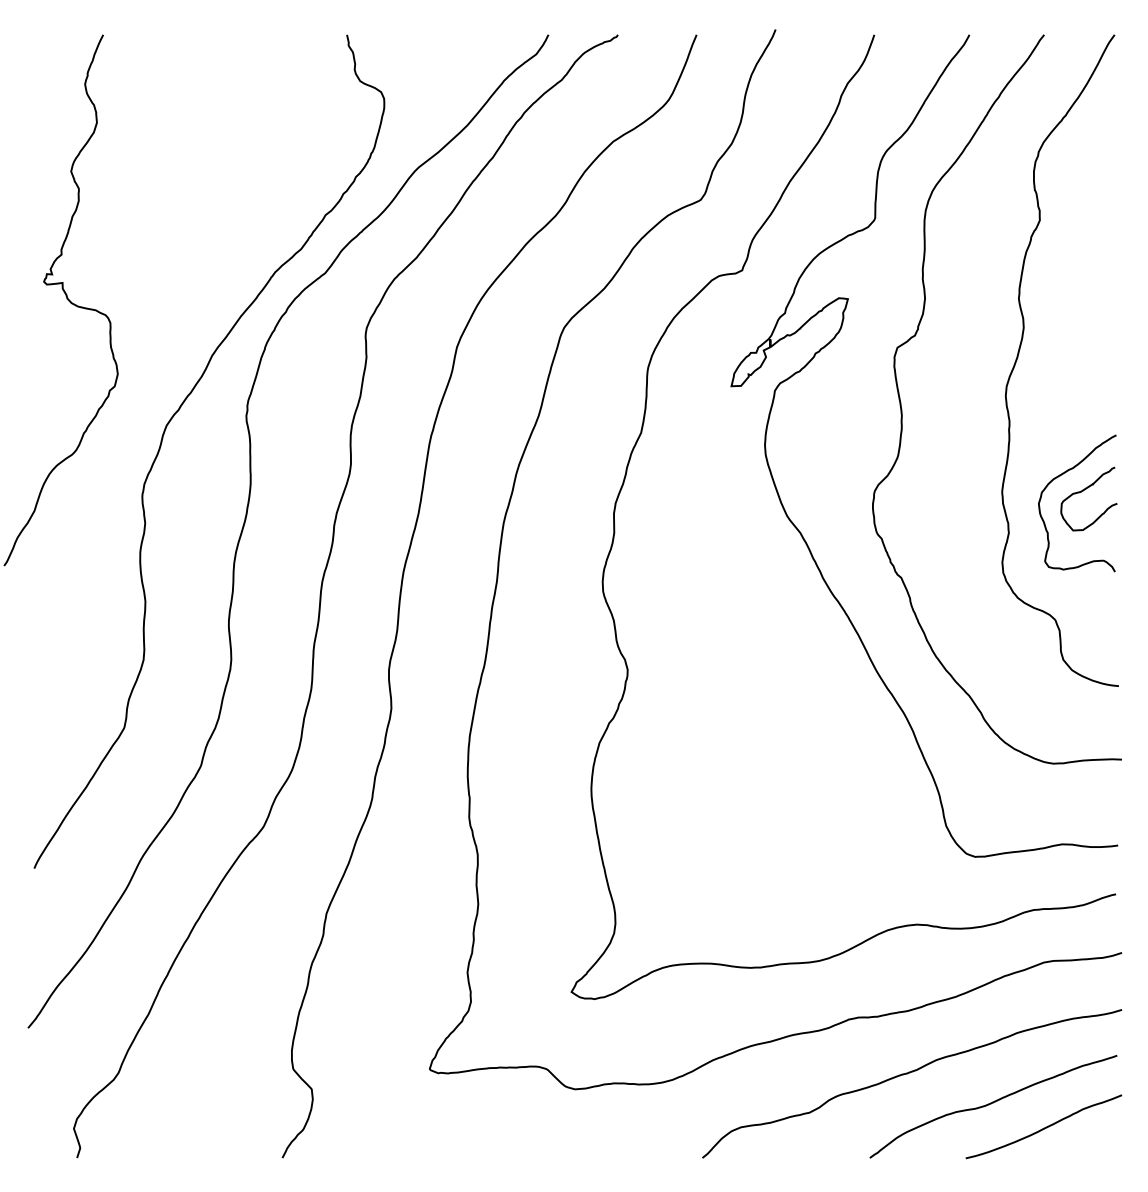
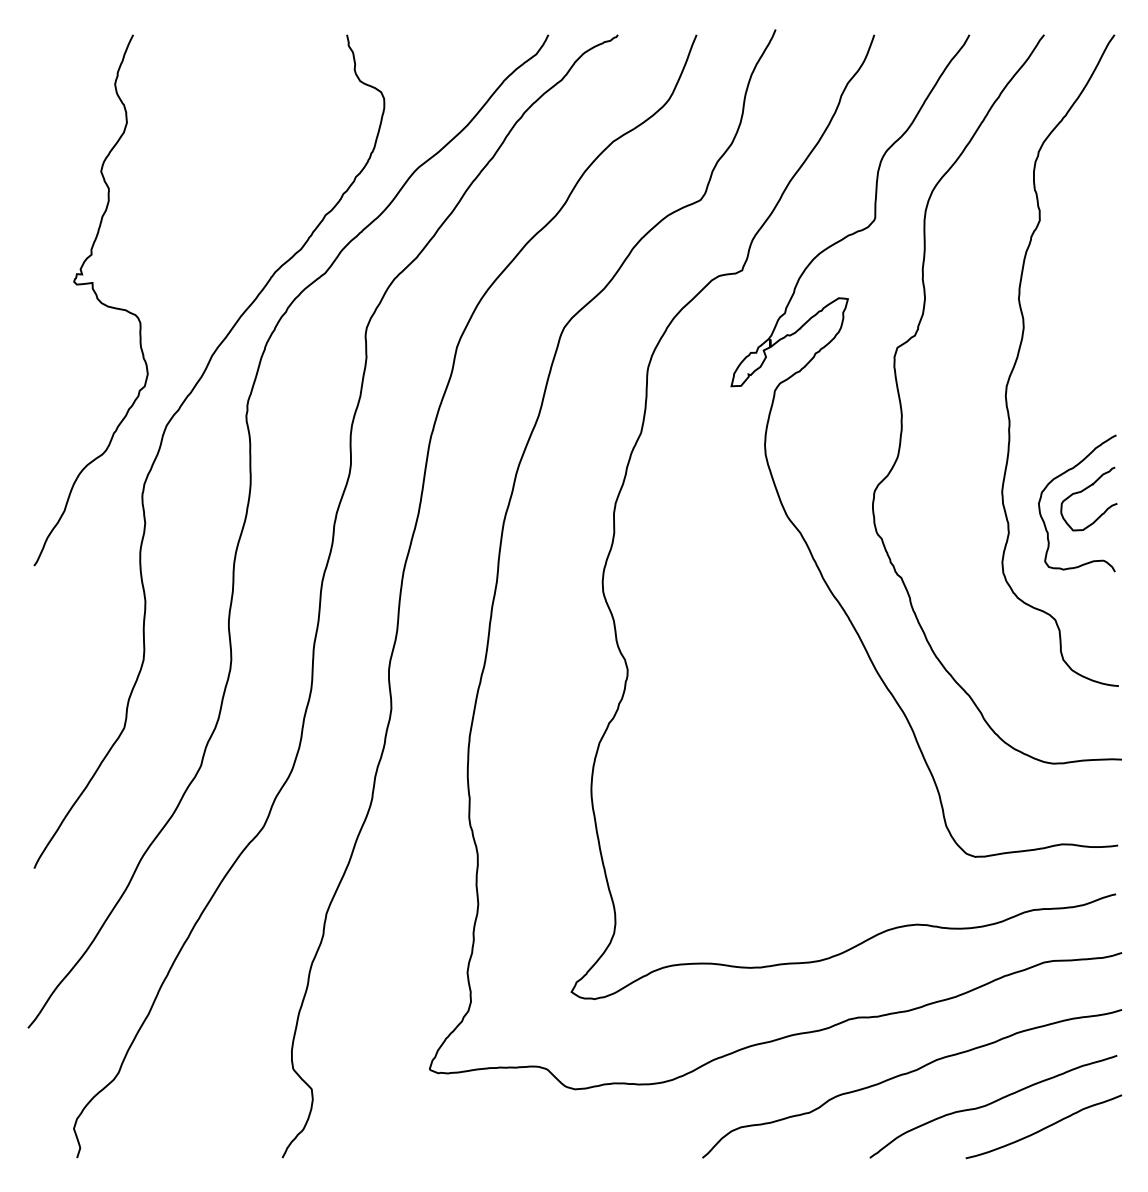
curve position: (66, 298) -> (96, 298) (96, 298)
